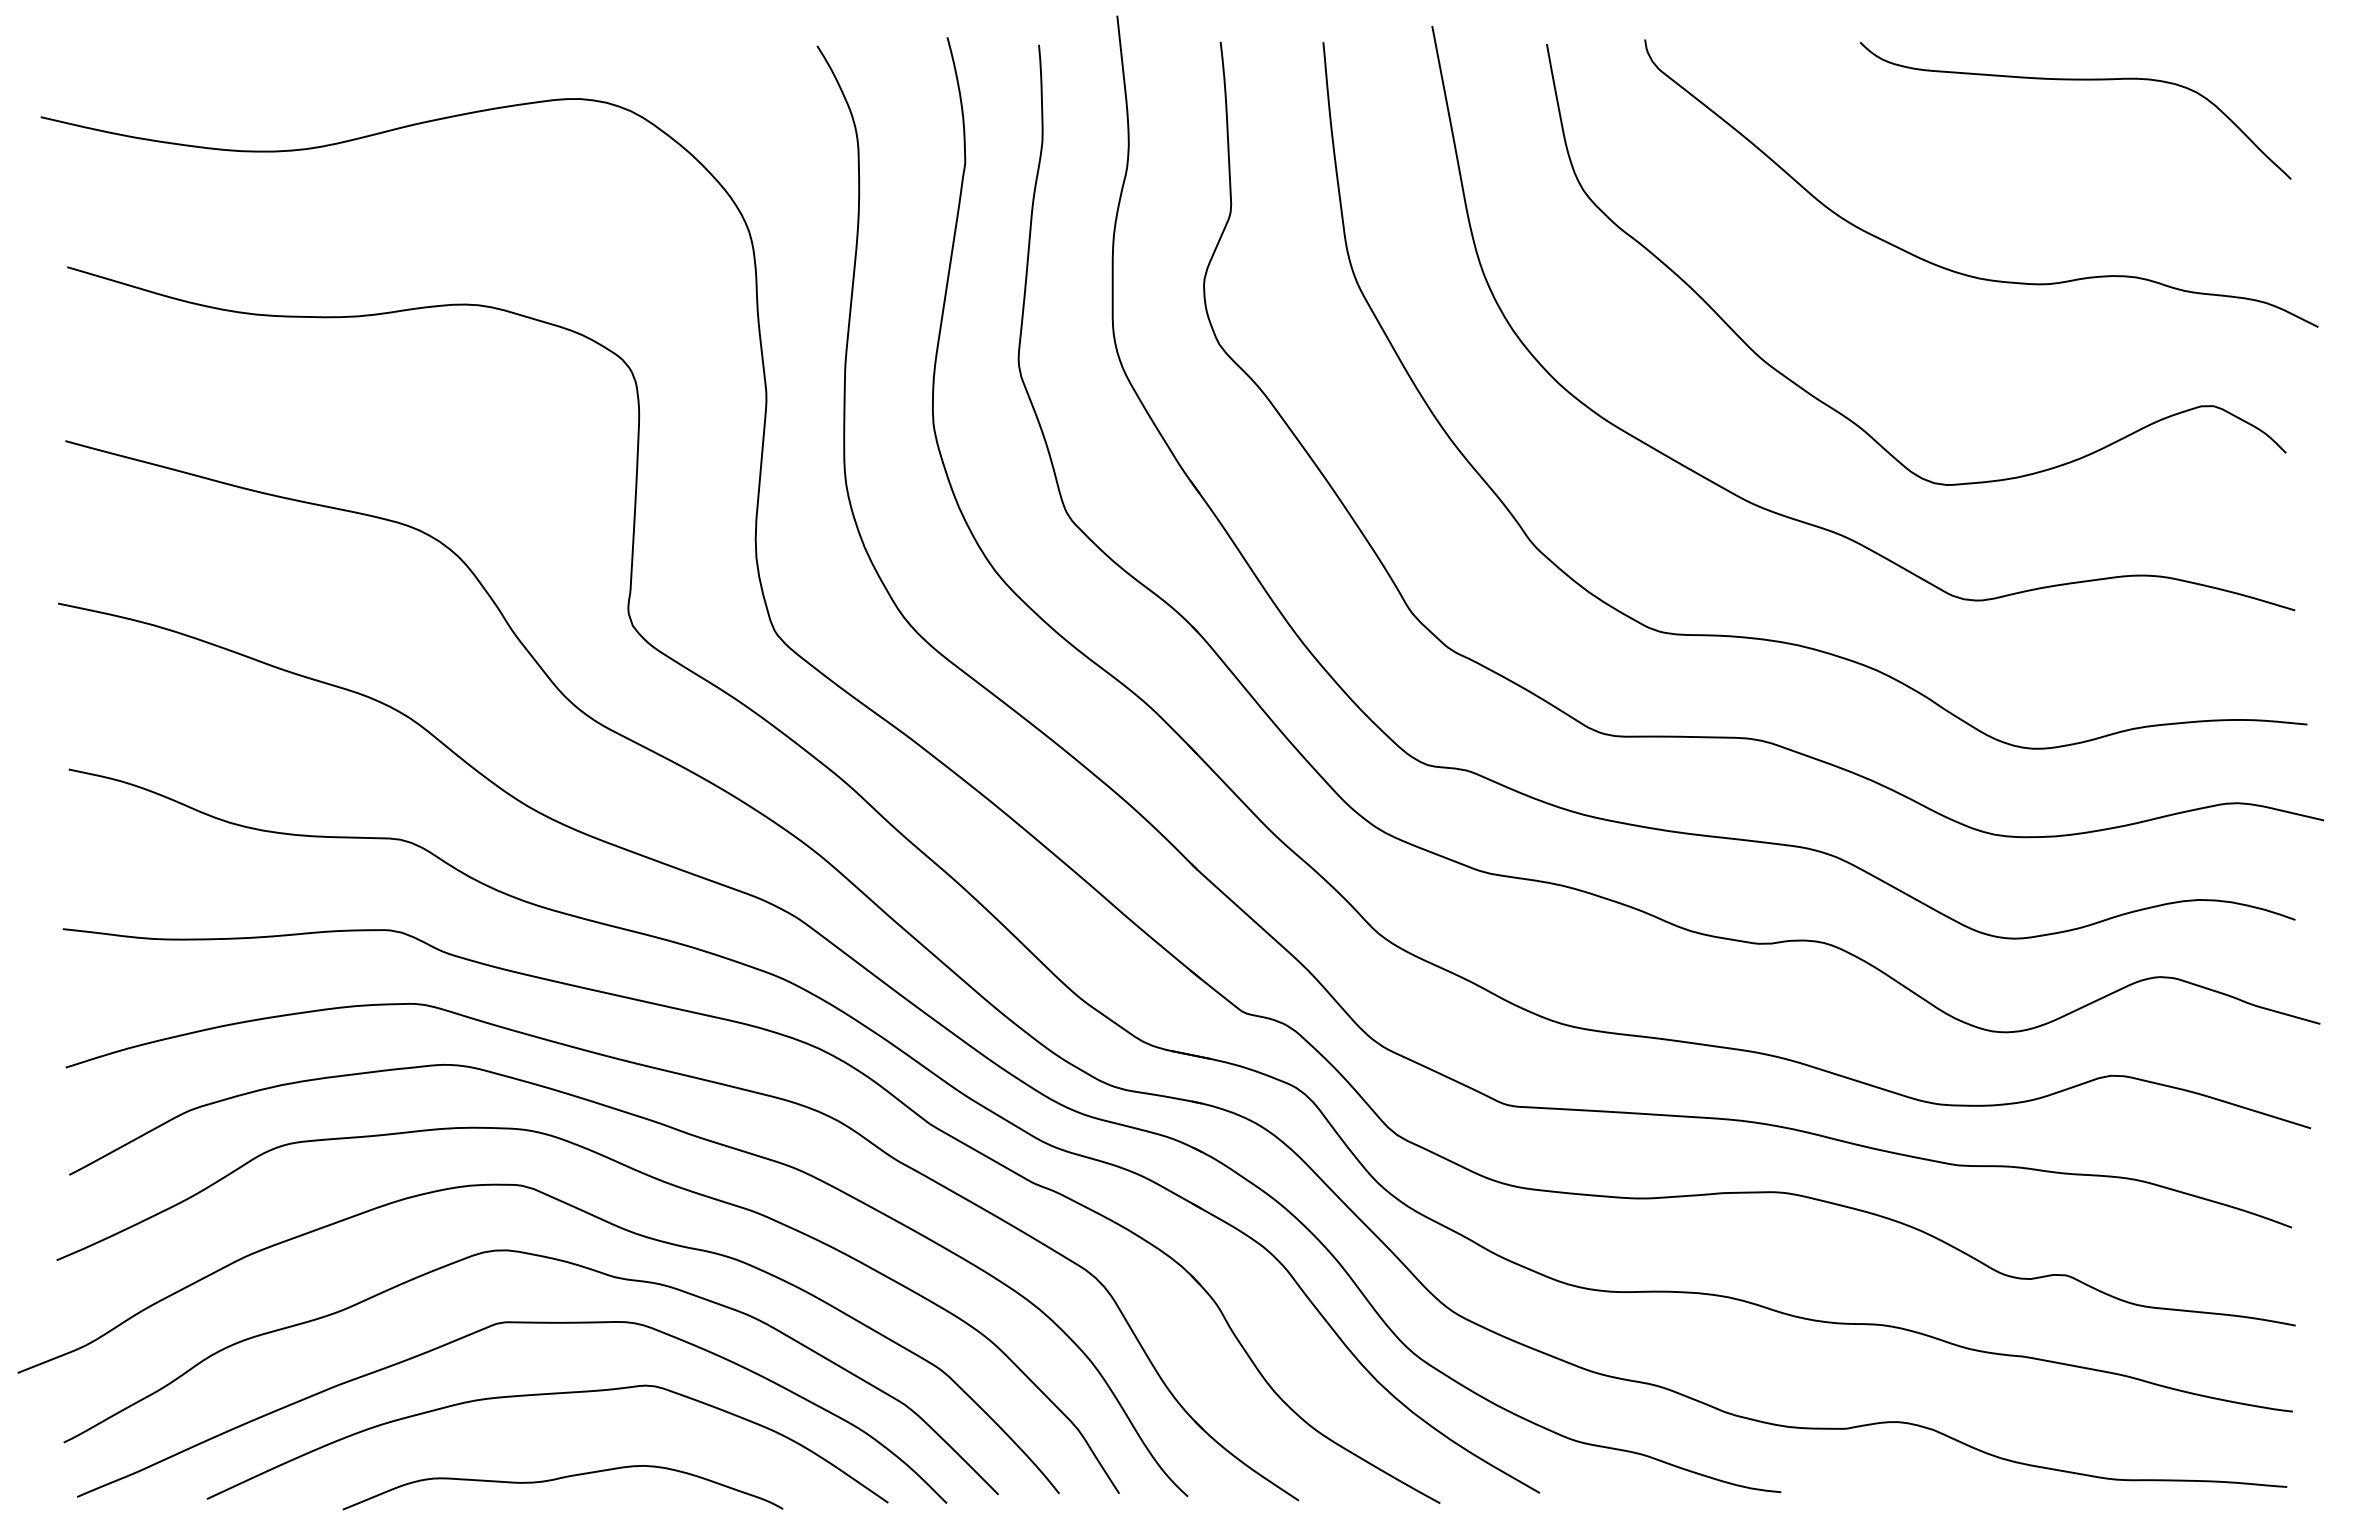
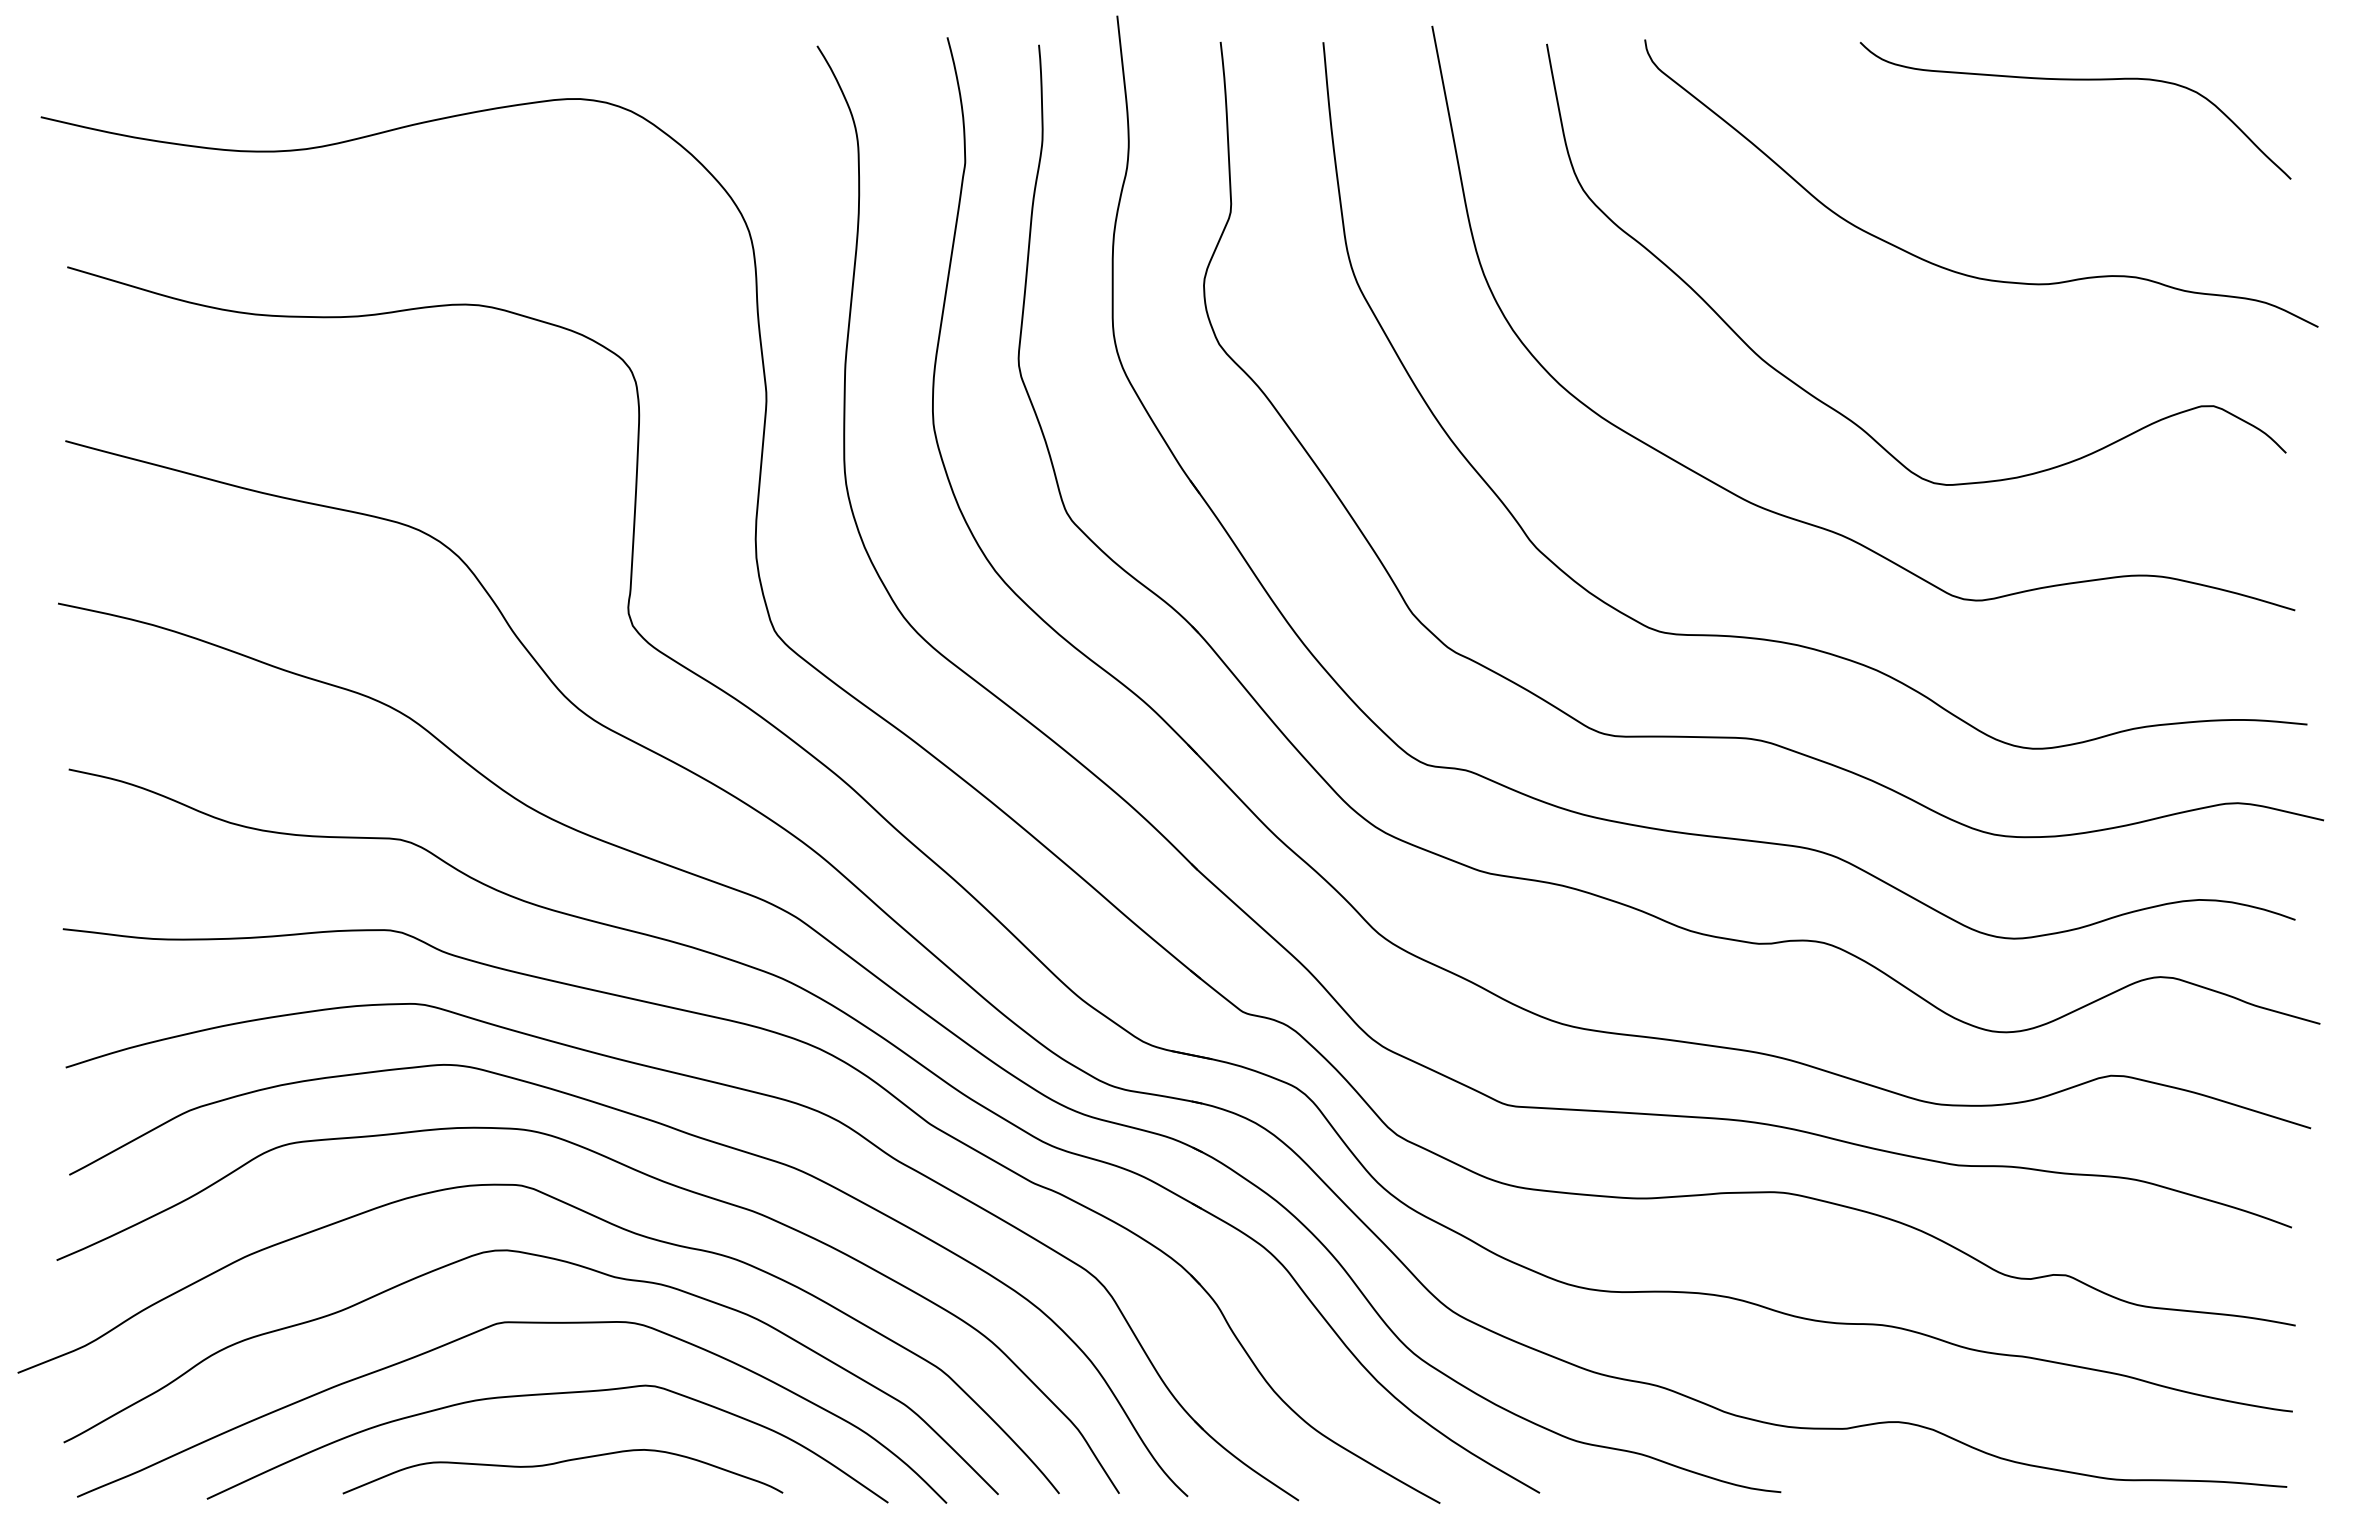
curve position: (559, 1479) -> (559, 1463) (559, 1463)
